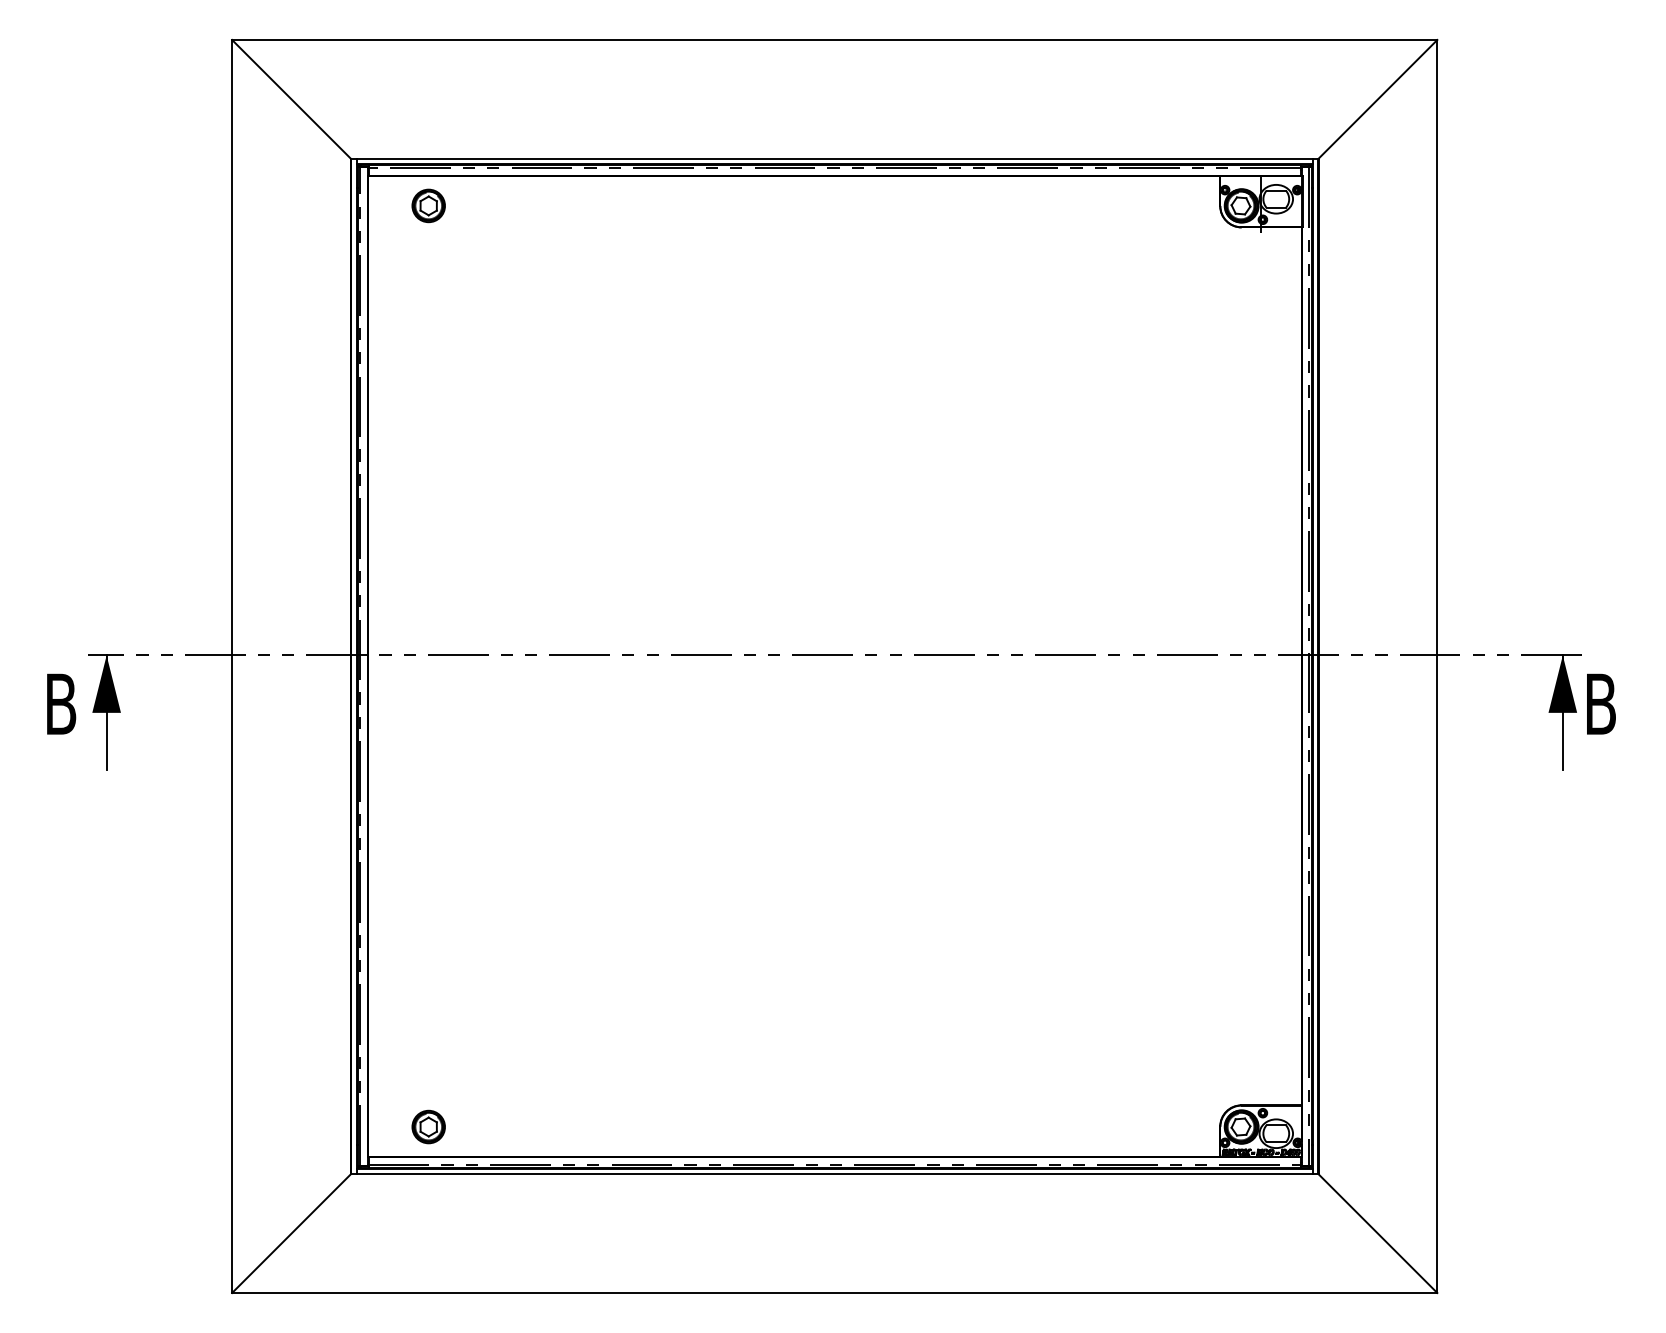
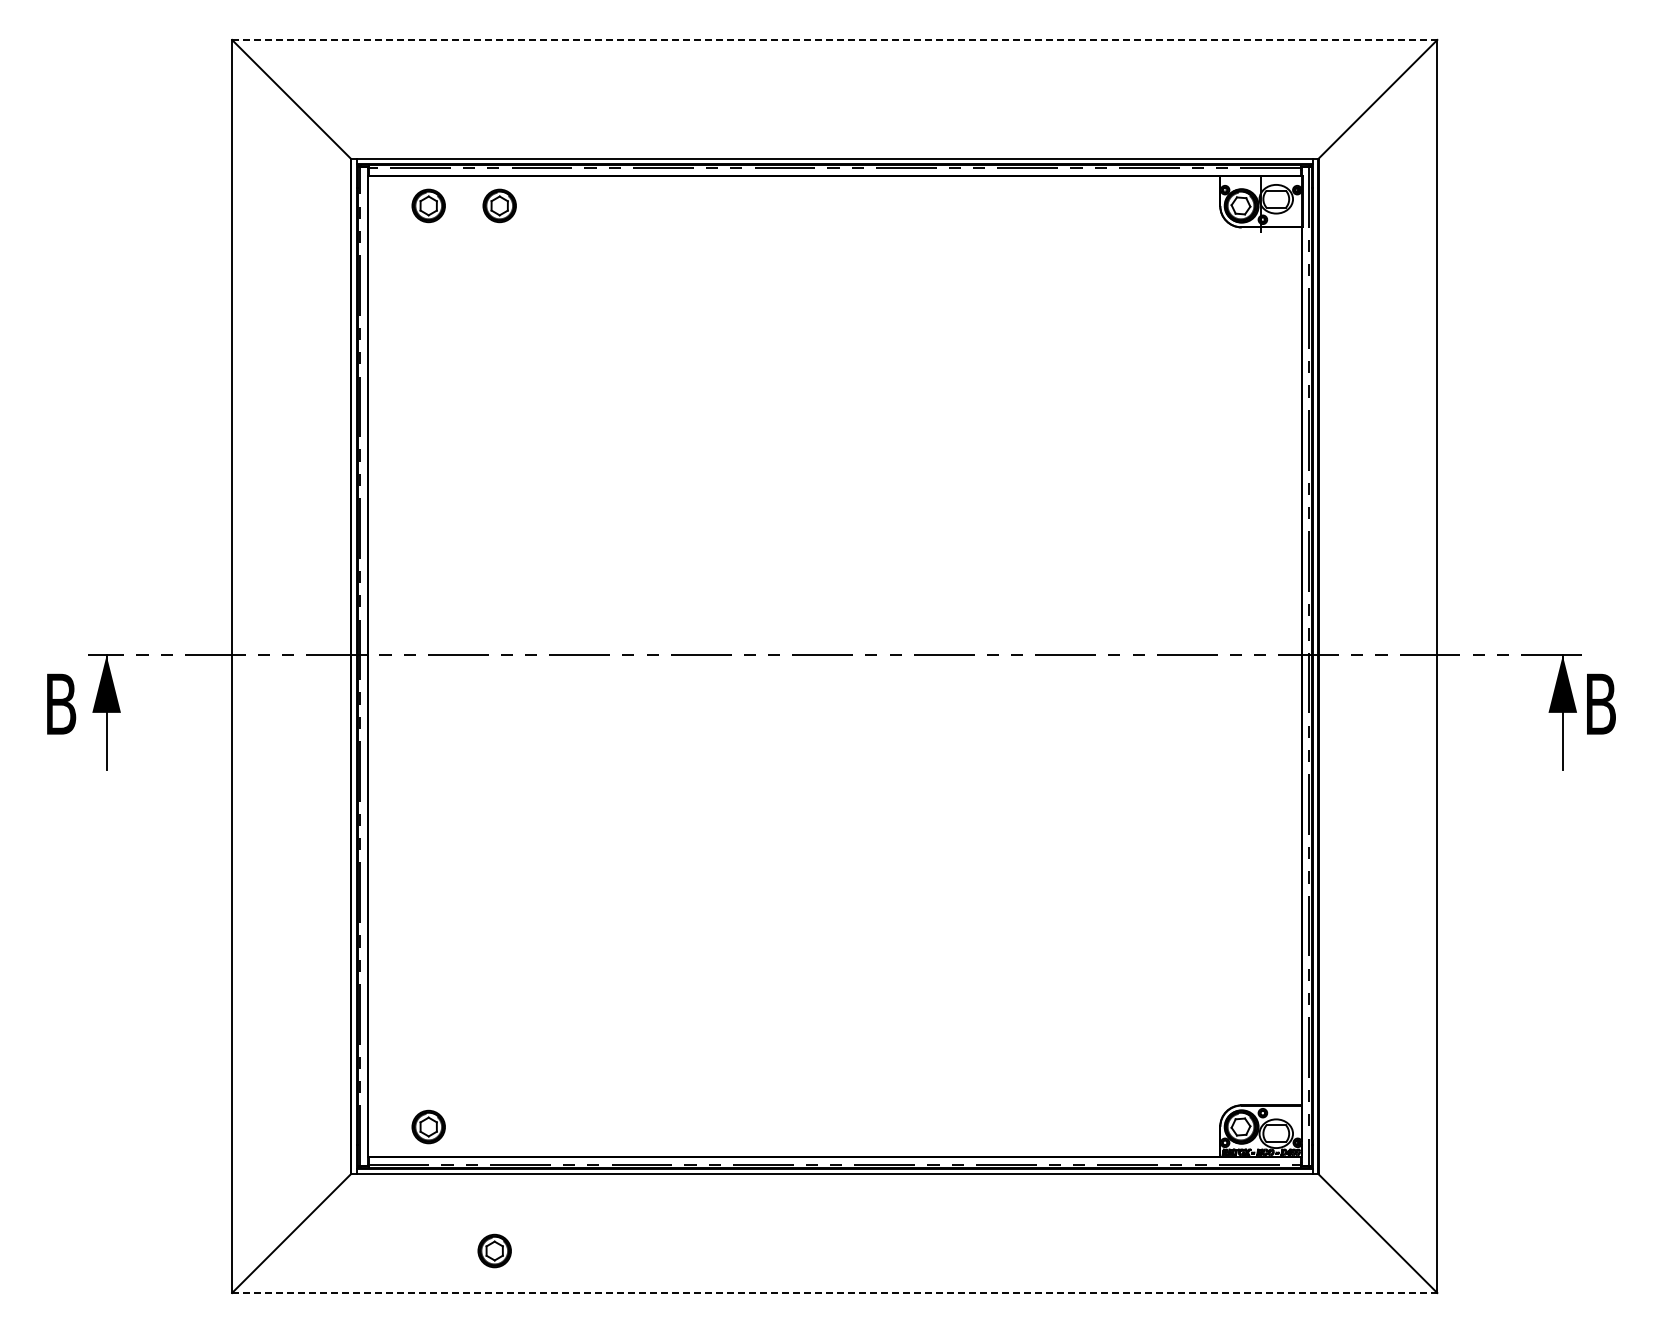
line: solid -> dashed (834, 39)
part: none -> present (499, 205)
part: none -> present (494, 1250)
line: solid -> dashed (834, 1293)
